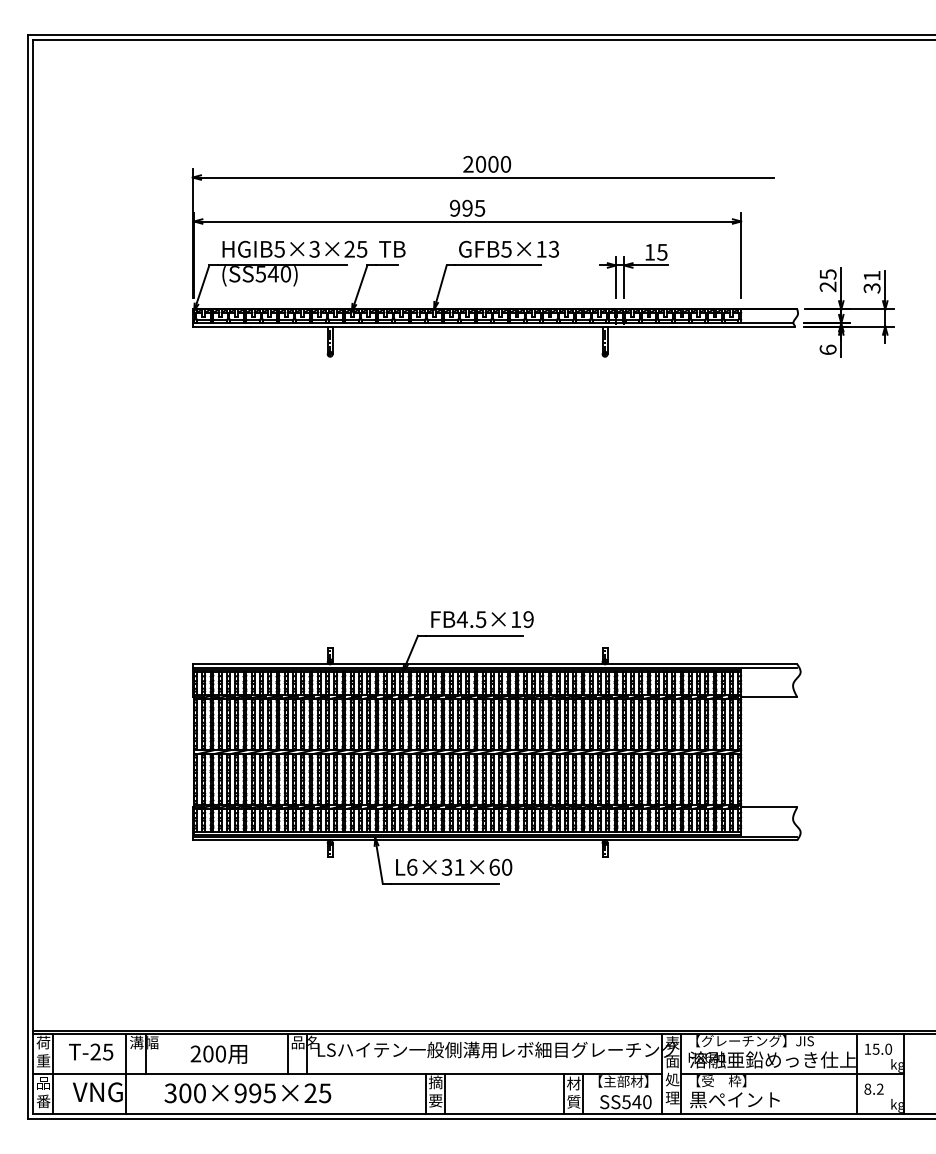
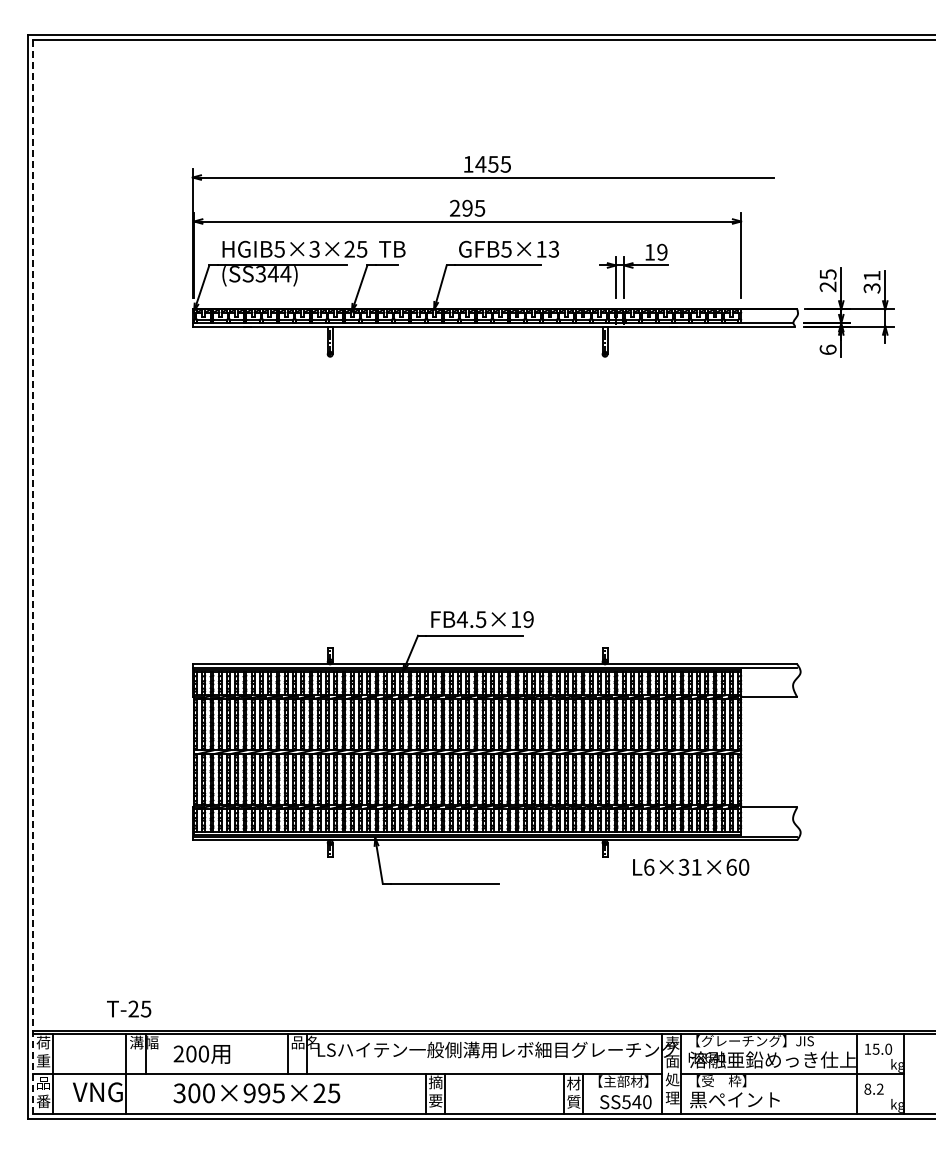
text: 2000 -> 1455 (487, 163)
text: 995 -> 295 (455, 208)
text: 15 -> 19 (662, 251)
text: (SS540) -> (SS344) (273, 274)
line: solid -> dashed (33, 577)
text position: (454, 866) -> (691, 866) (691, 866)
text position: (91, 1051) -> (129, 1008) (129, 1008)
text position: (218, 1054) -> (201, 1054) (201, 1054)
text position: (247, 1093) -> (256, 1093) (256, 1093)
